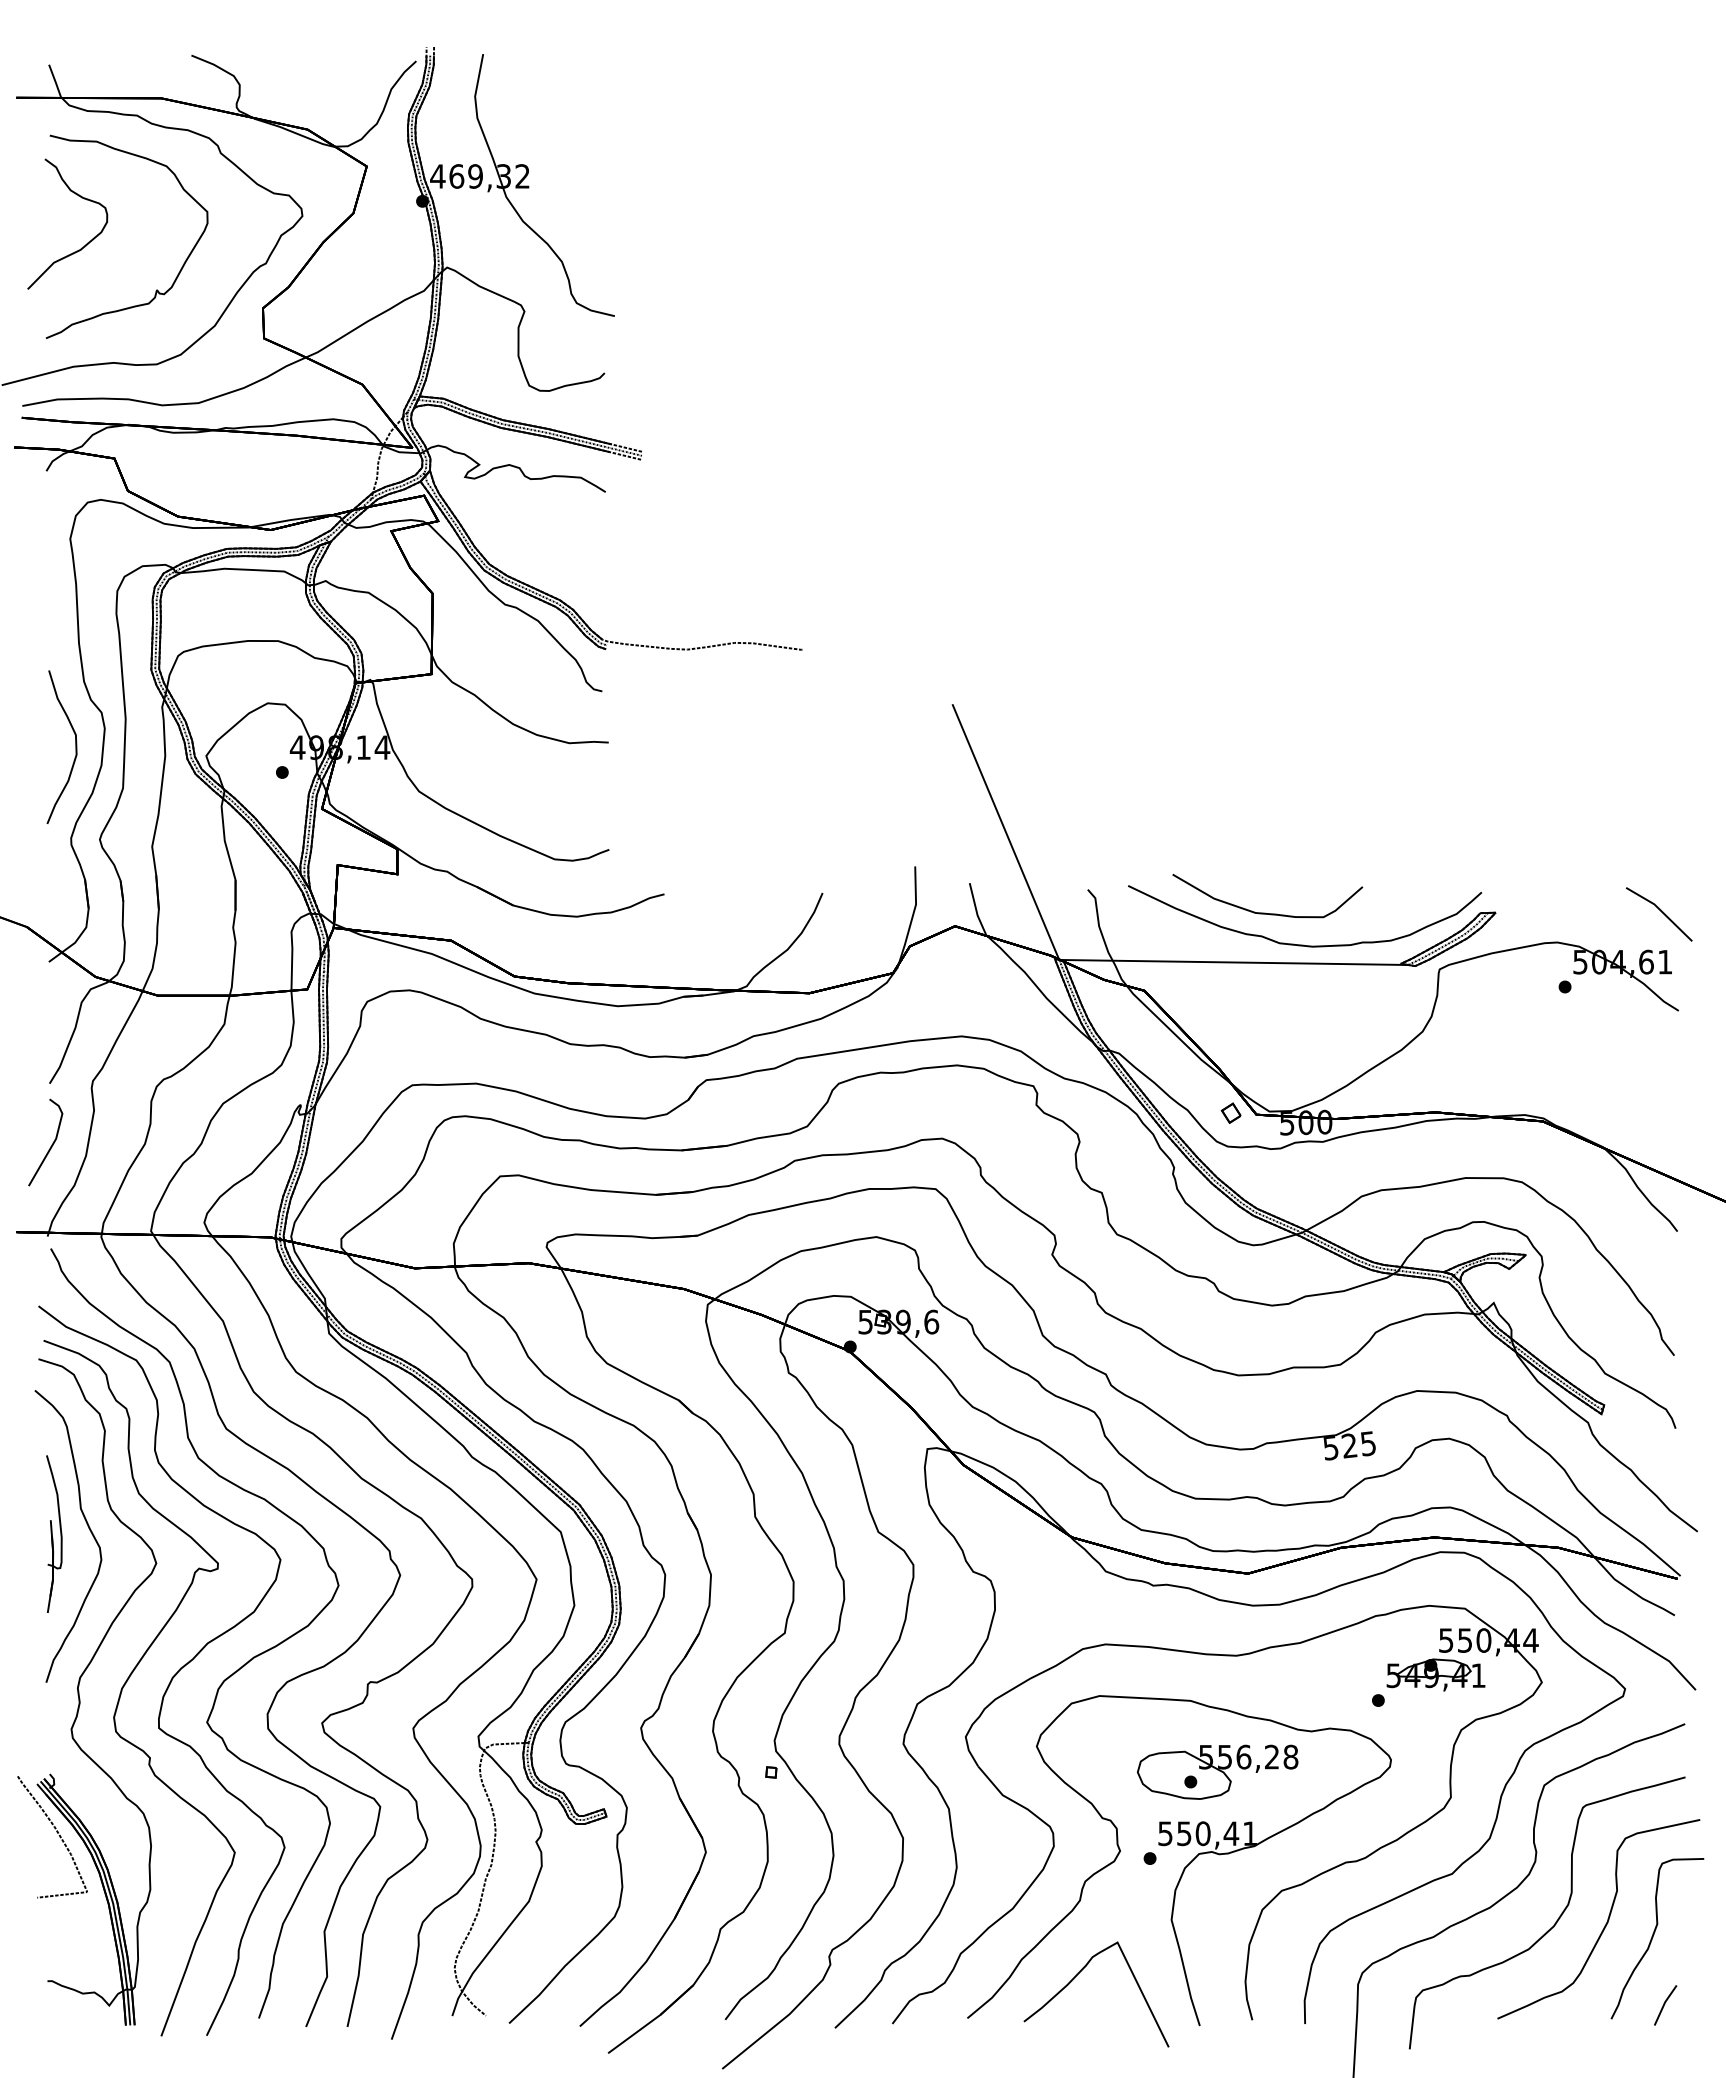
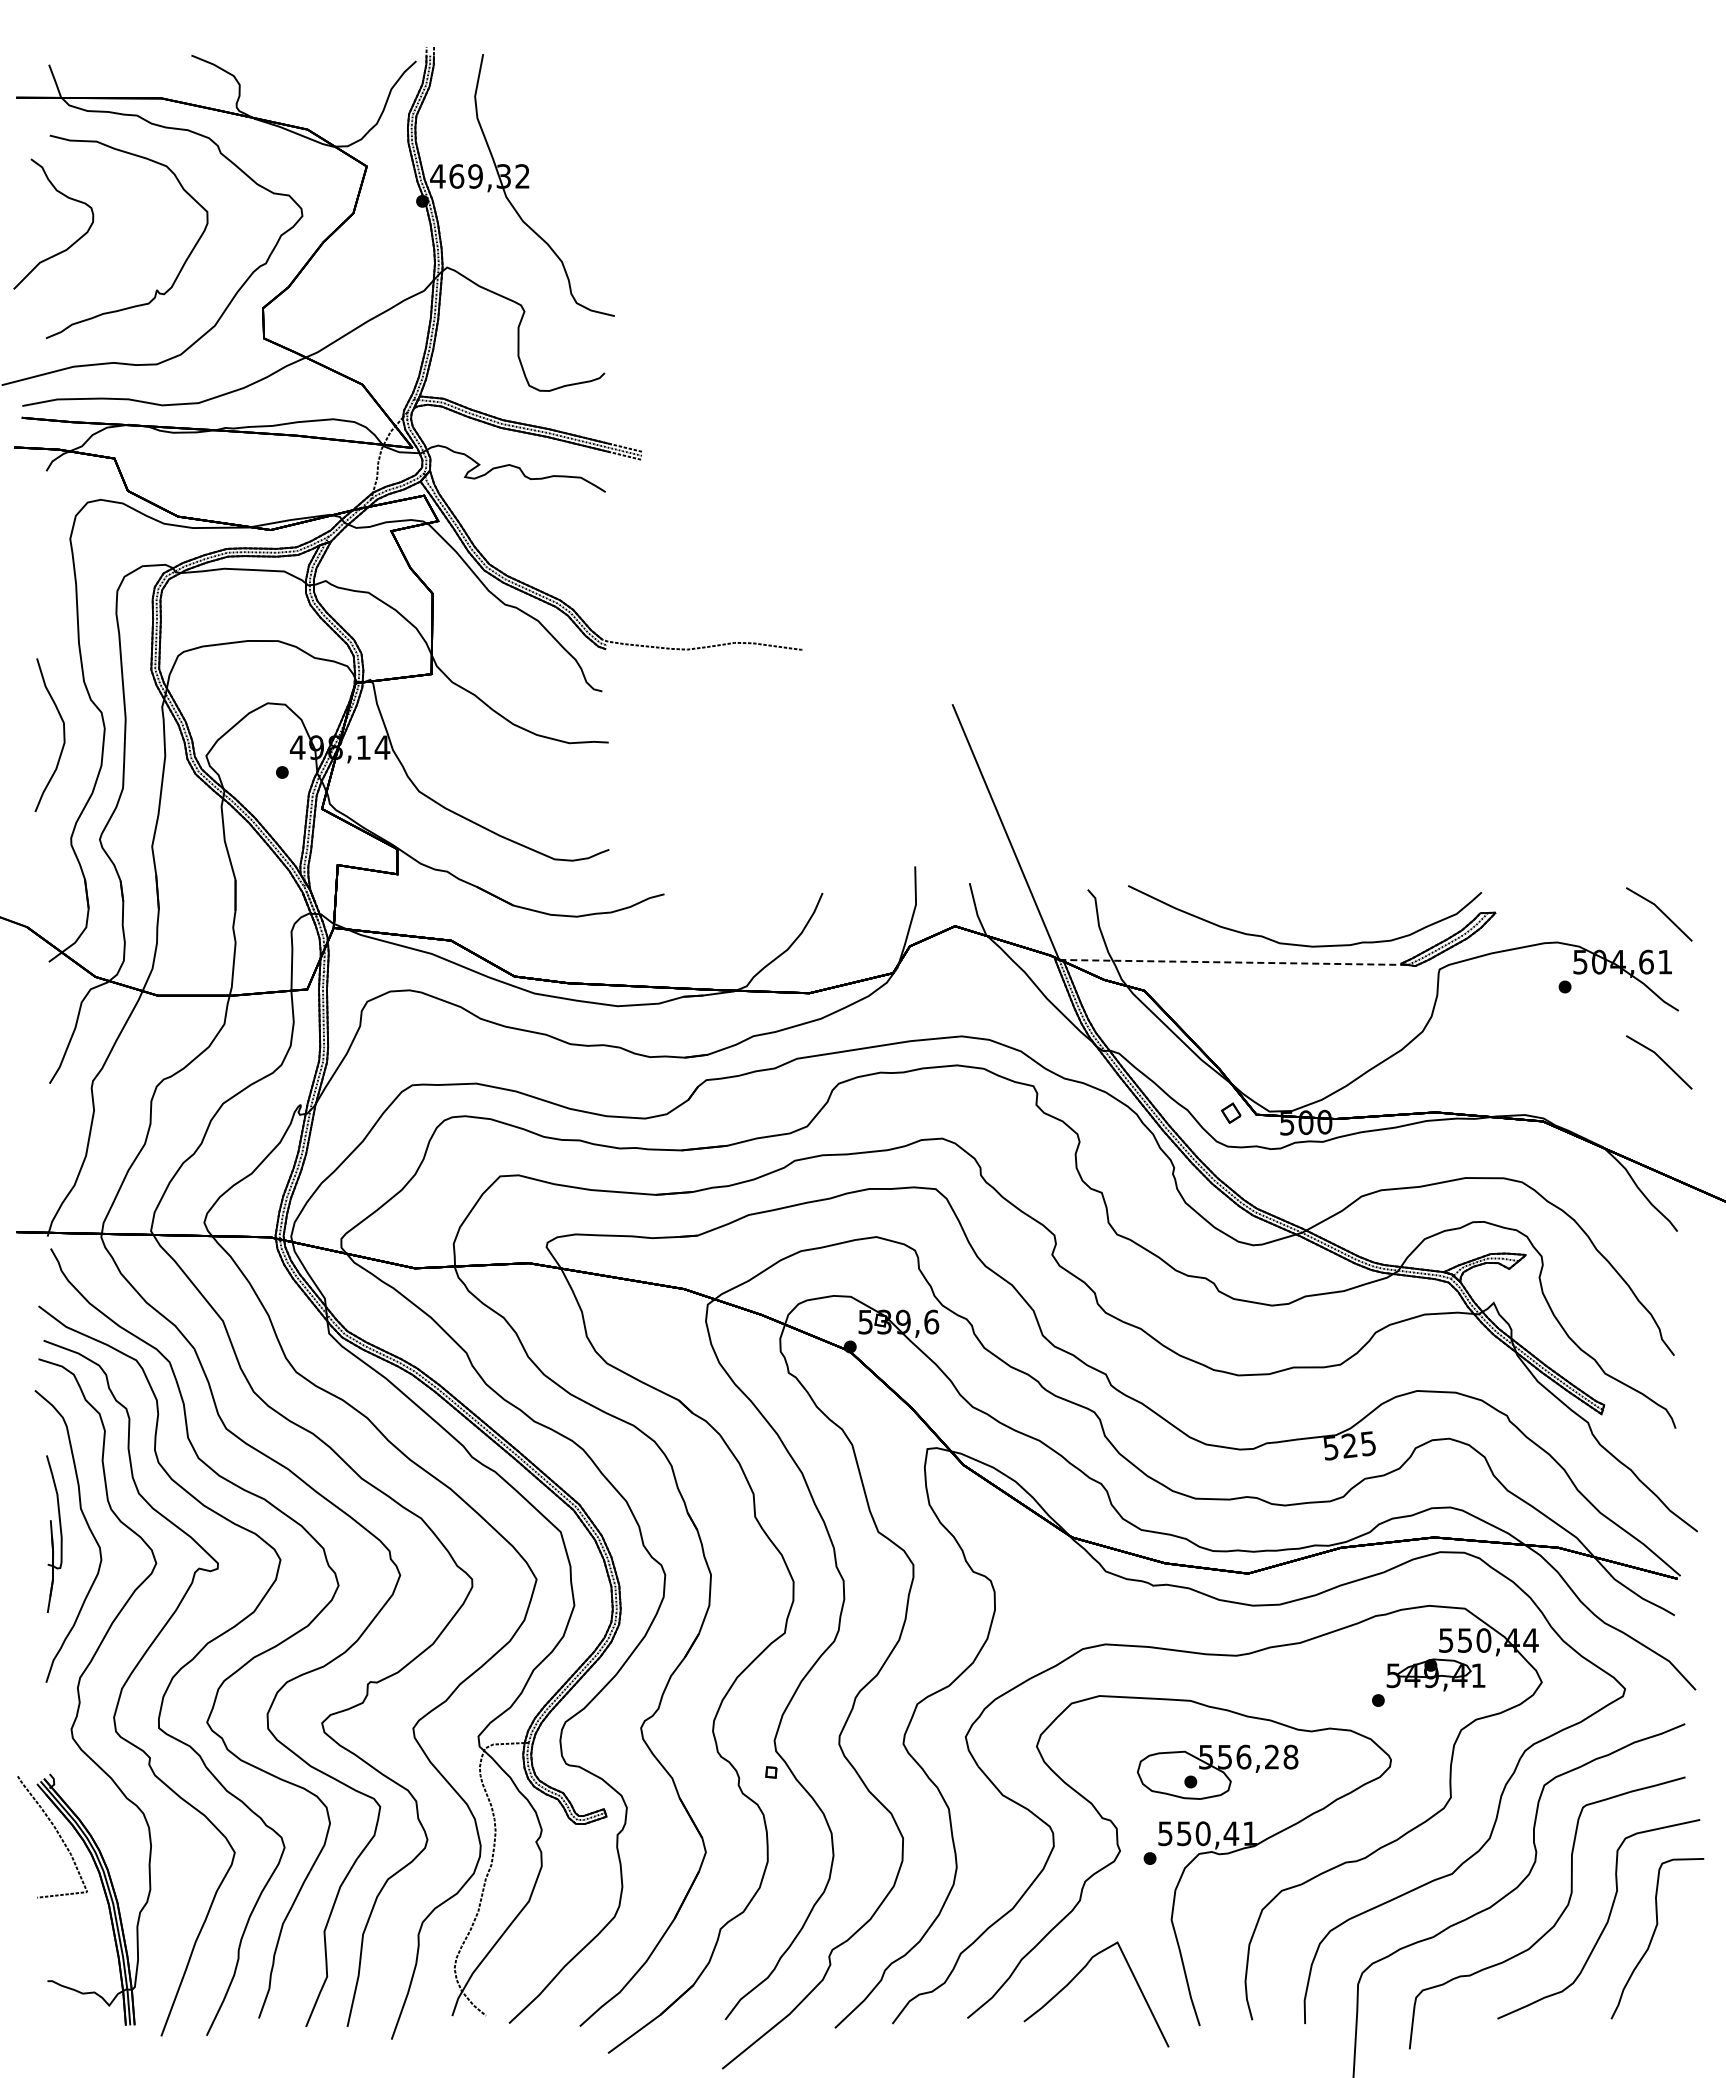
part position: (87, 242) -> (73, 242) (73, 242)
curve position: (75, 746) -> (63, 734) (63, 734)
curve: present -> none (1265, 912)
line: solid -> dashed (1234, 962)
line: none -> present (1661, 1060)
line: present -> none (51, 1144)
line: present -> none (1665, 2004)
